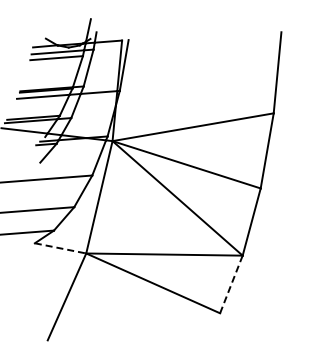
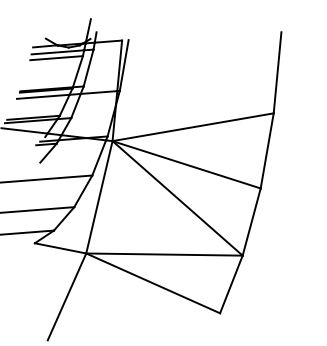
line: dashed -> solid (61, 248)
line: dashed -> solid (231, 284)
